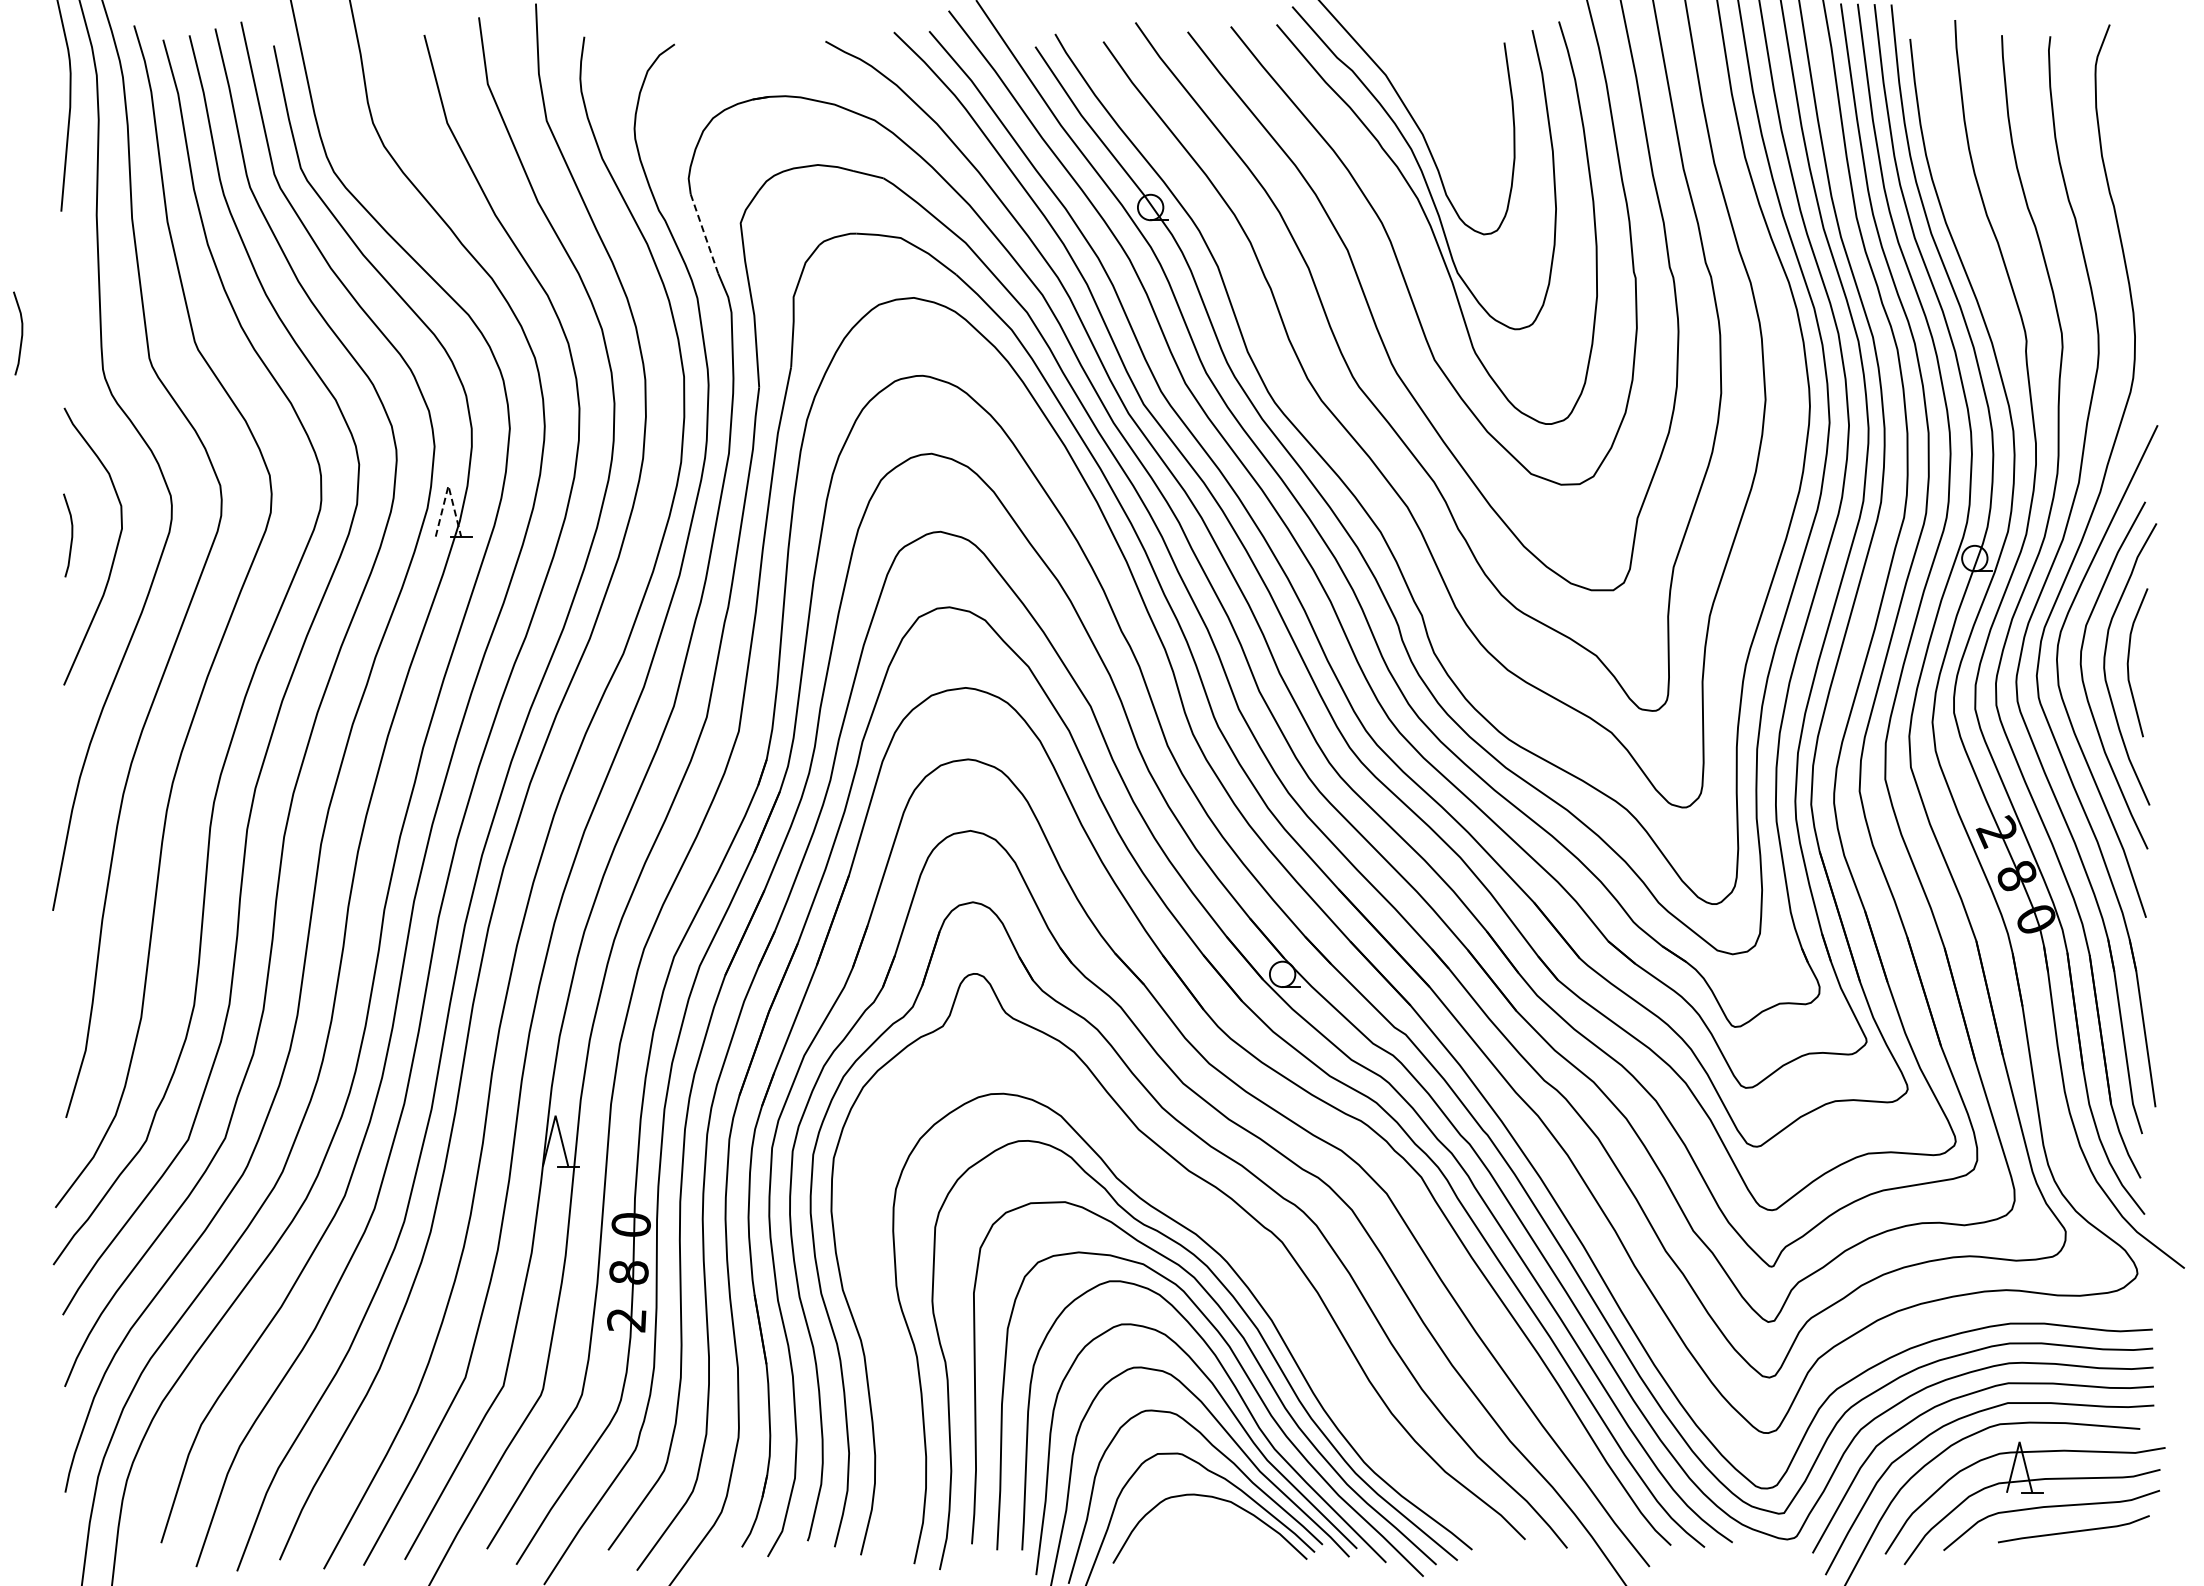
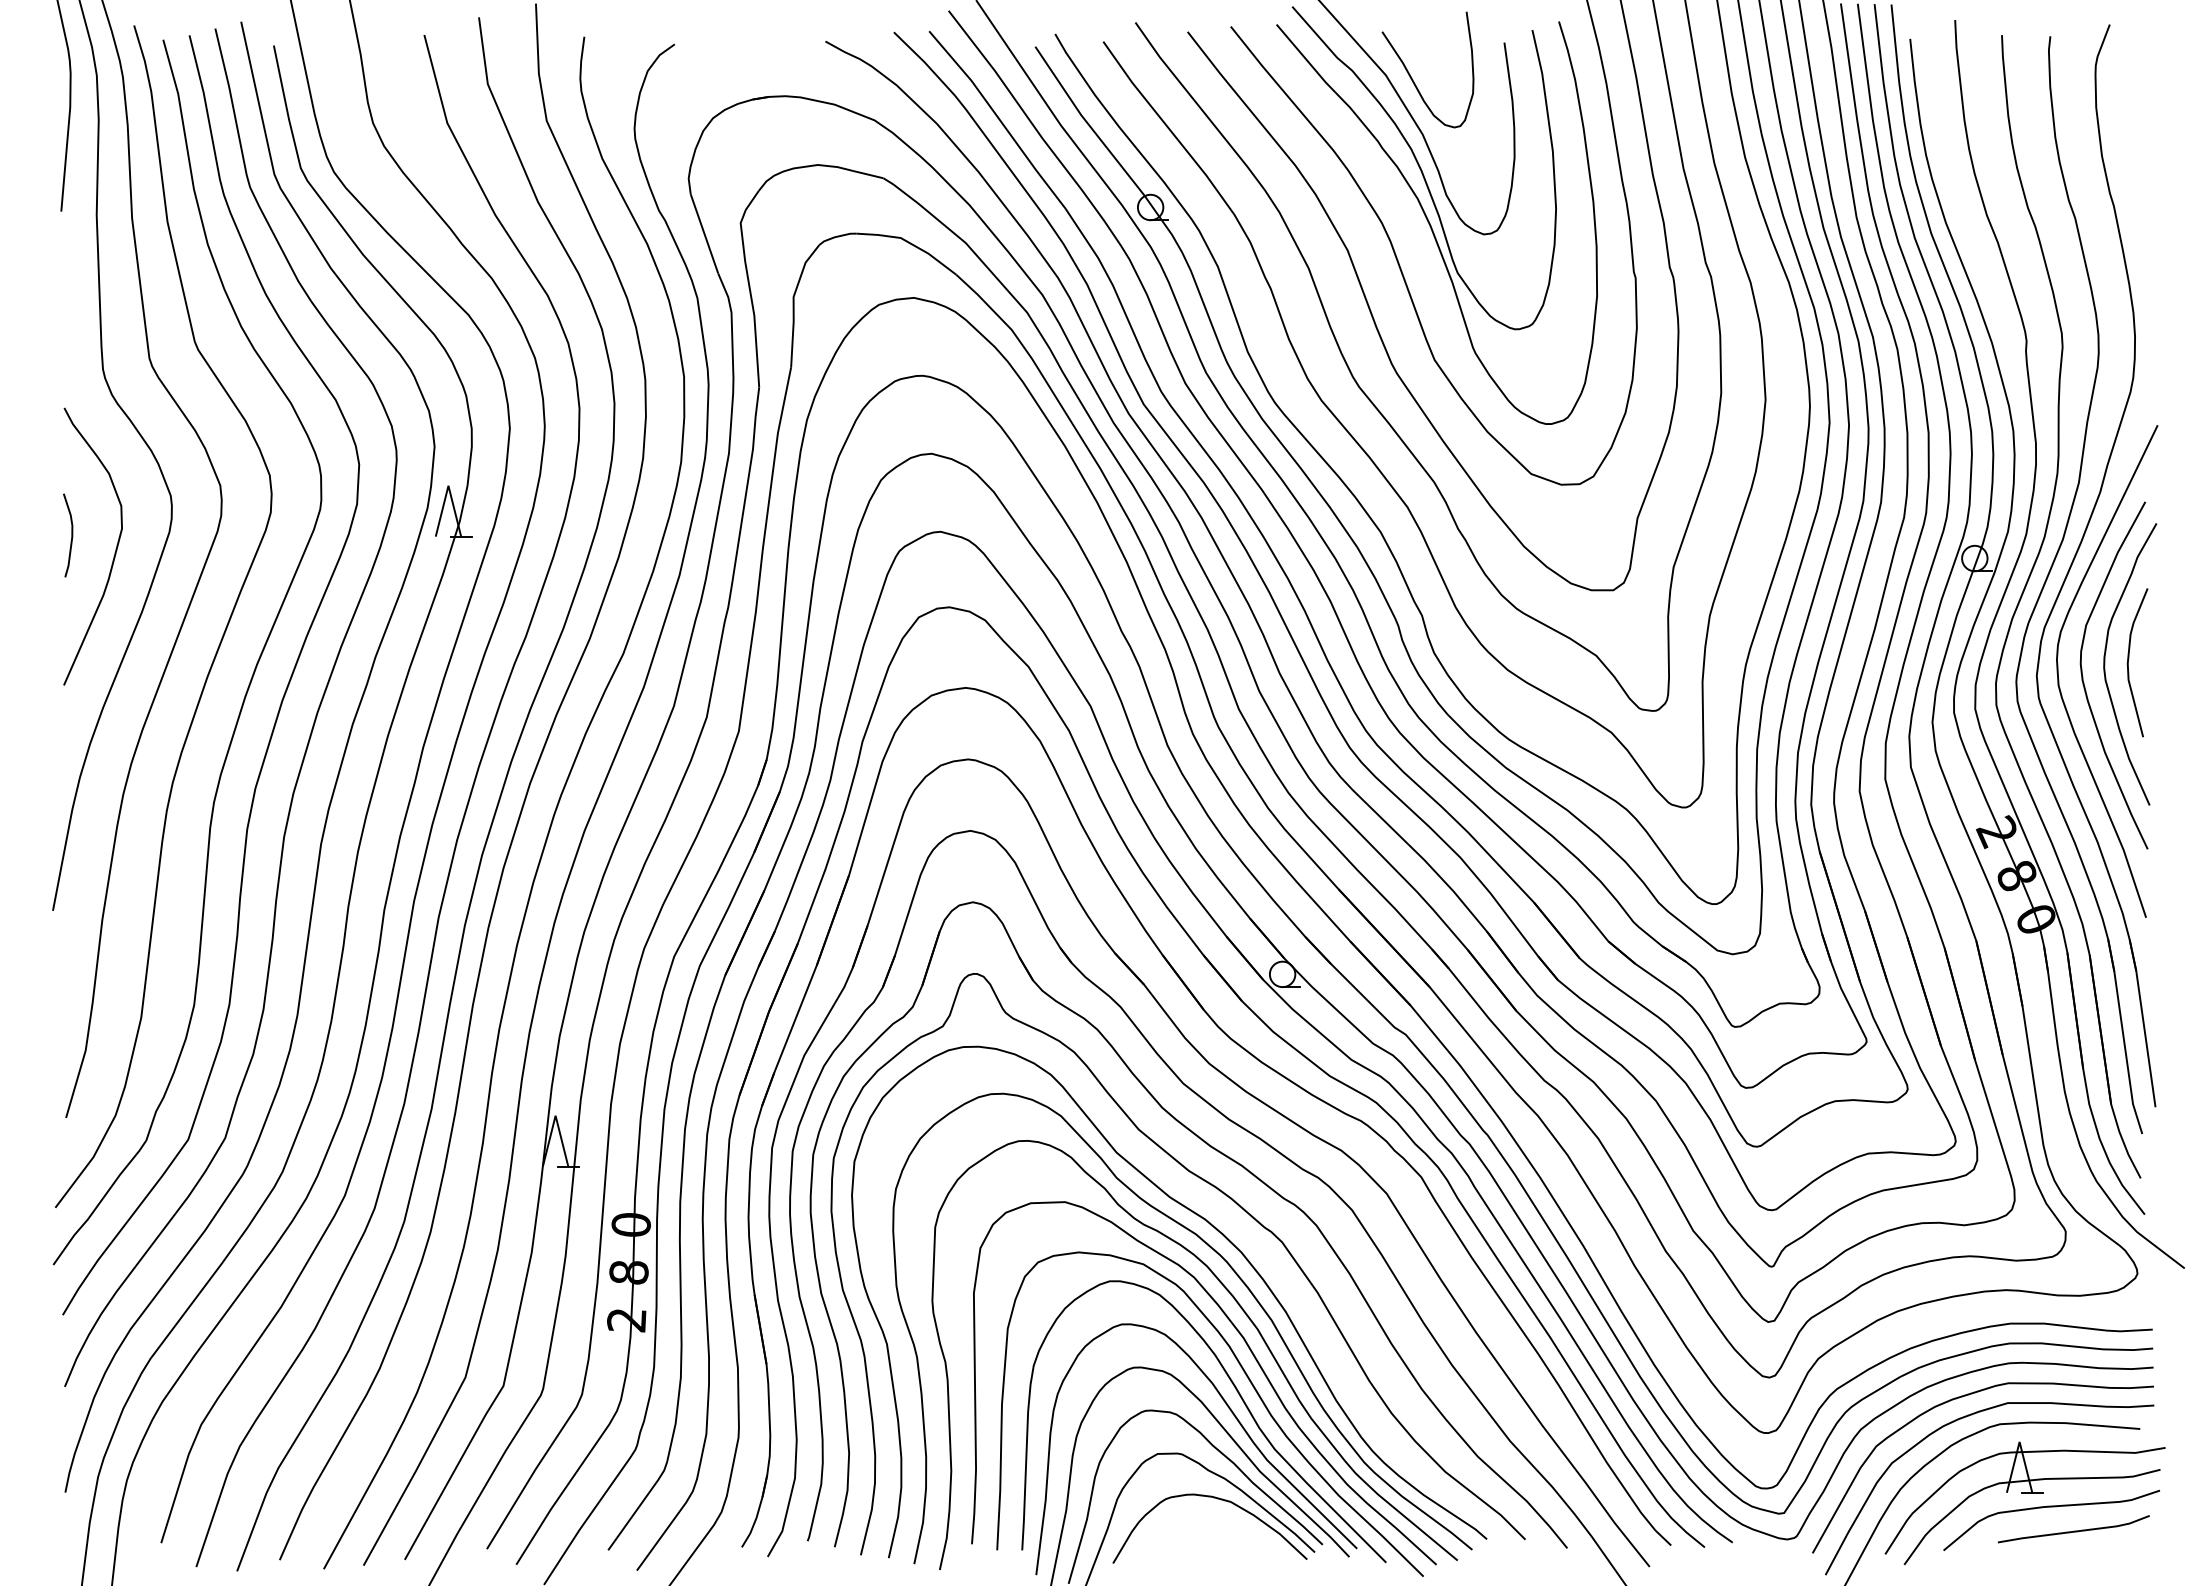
curve: none -> present (1413, 79)
line: dashed -> solid (704, 233)
curve: present -> none (21, 333)
line: dashed -> solid (448, 485)
curve: none -> present (1228, 1241)
